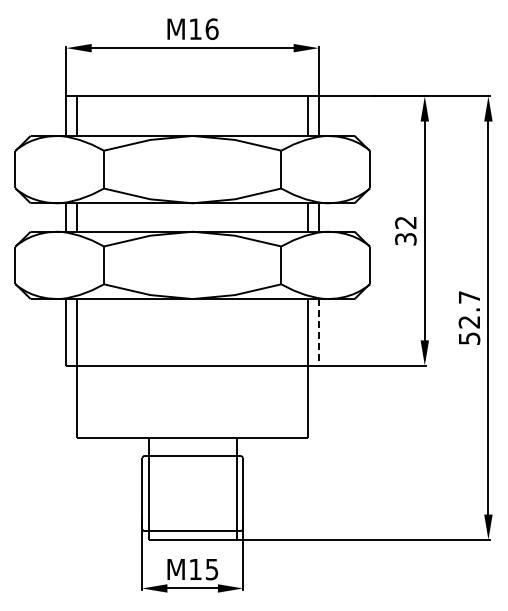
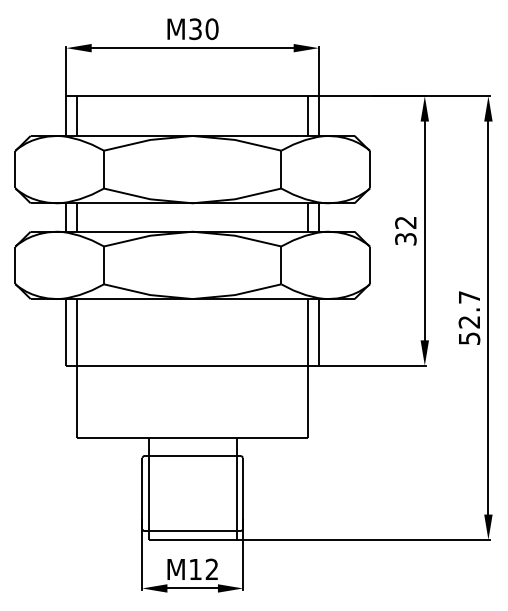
text: M16 -> M30 (203, 29)
line: dashed -> solid (318, 332)
text: M15 -> M12 (211, 569)
